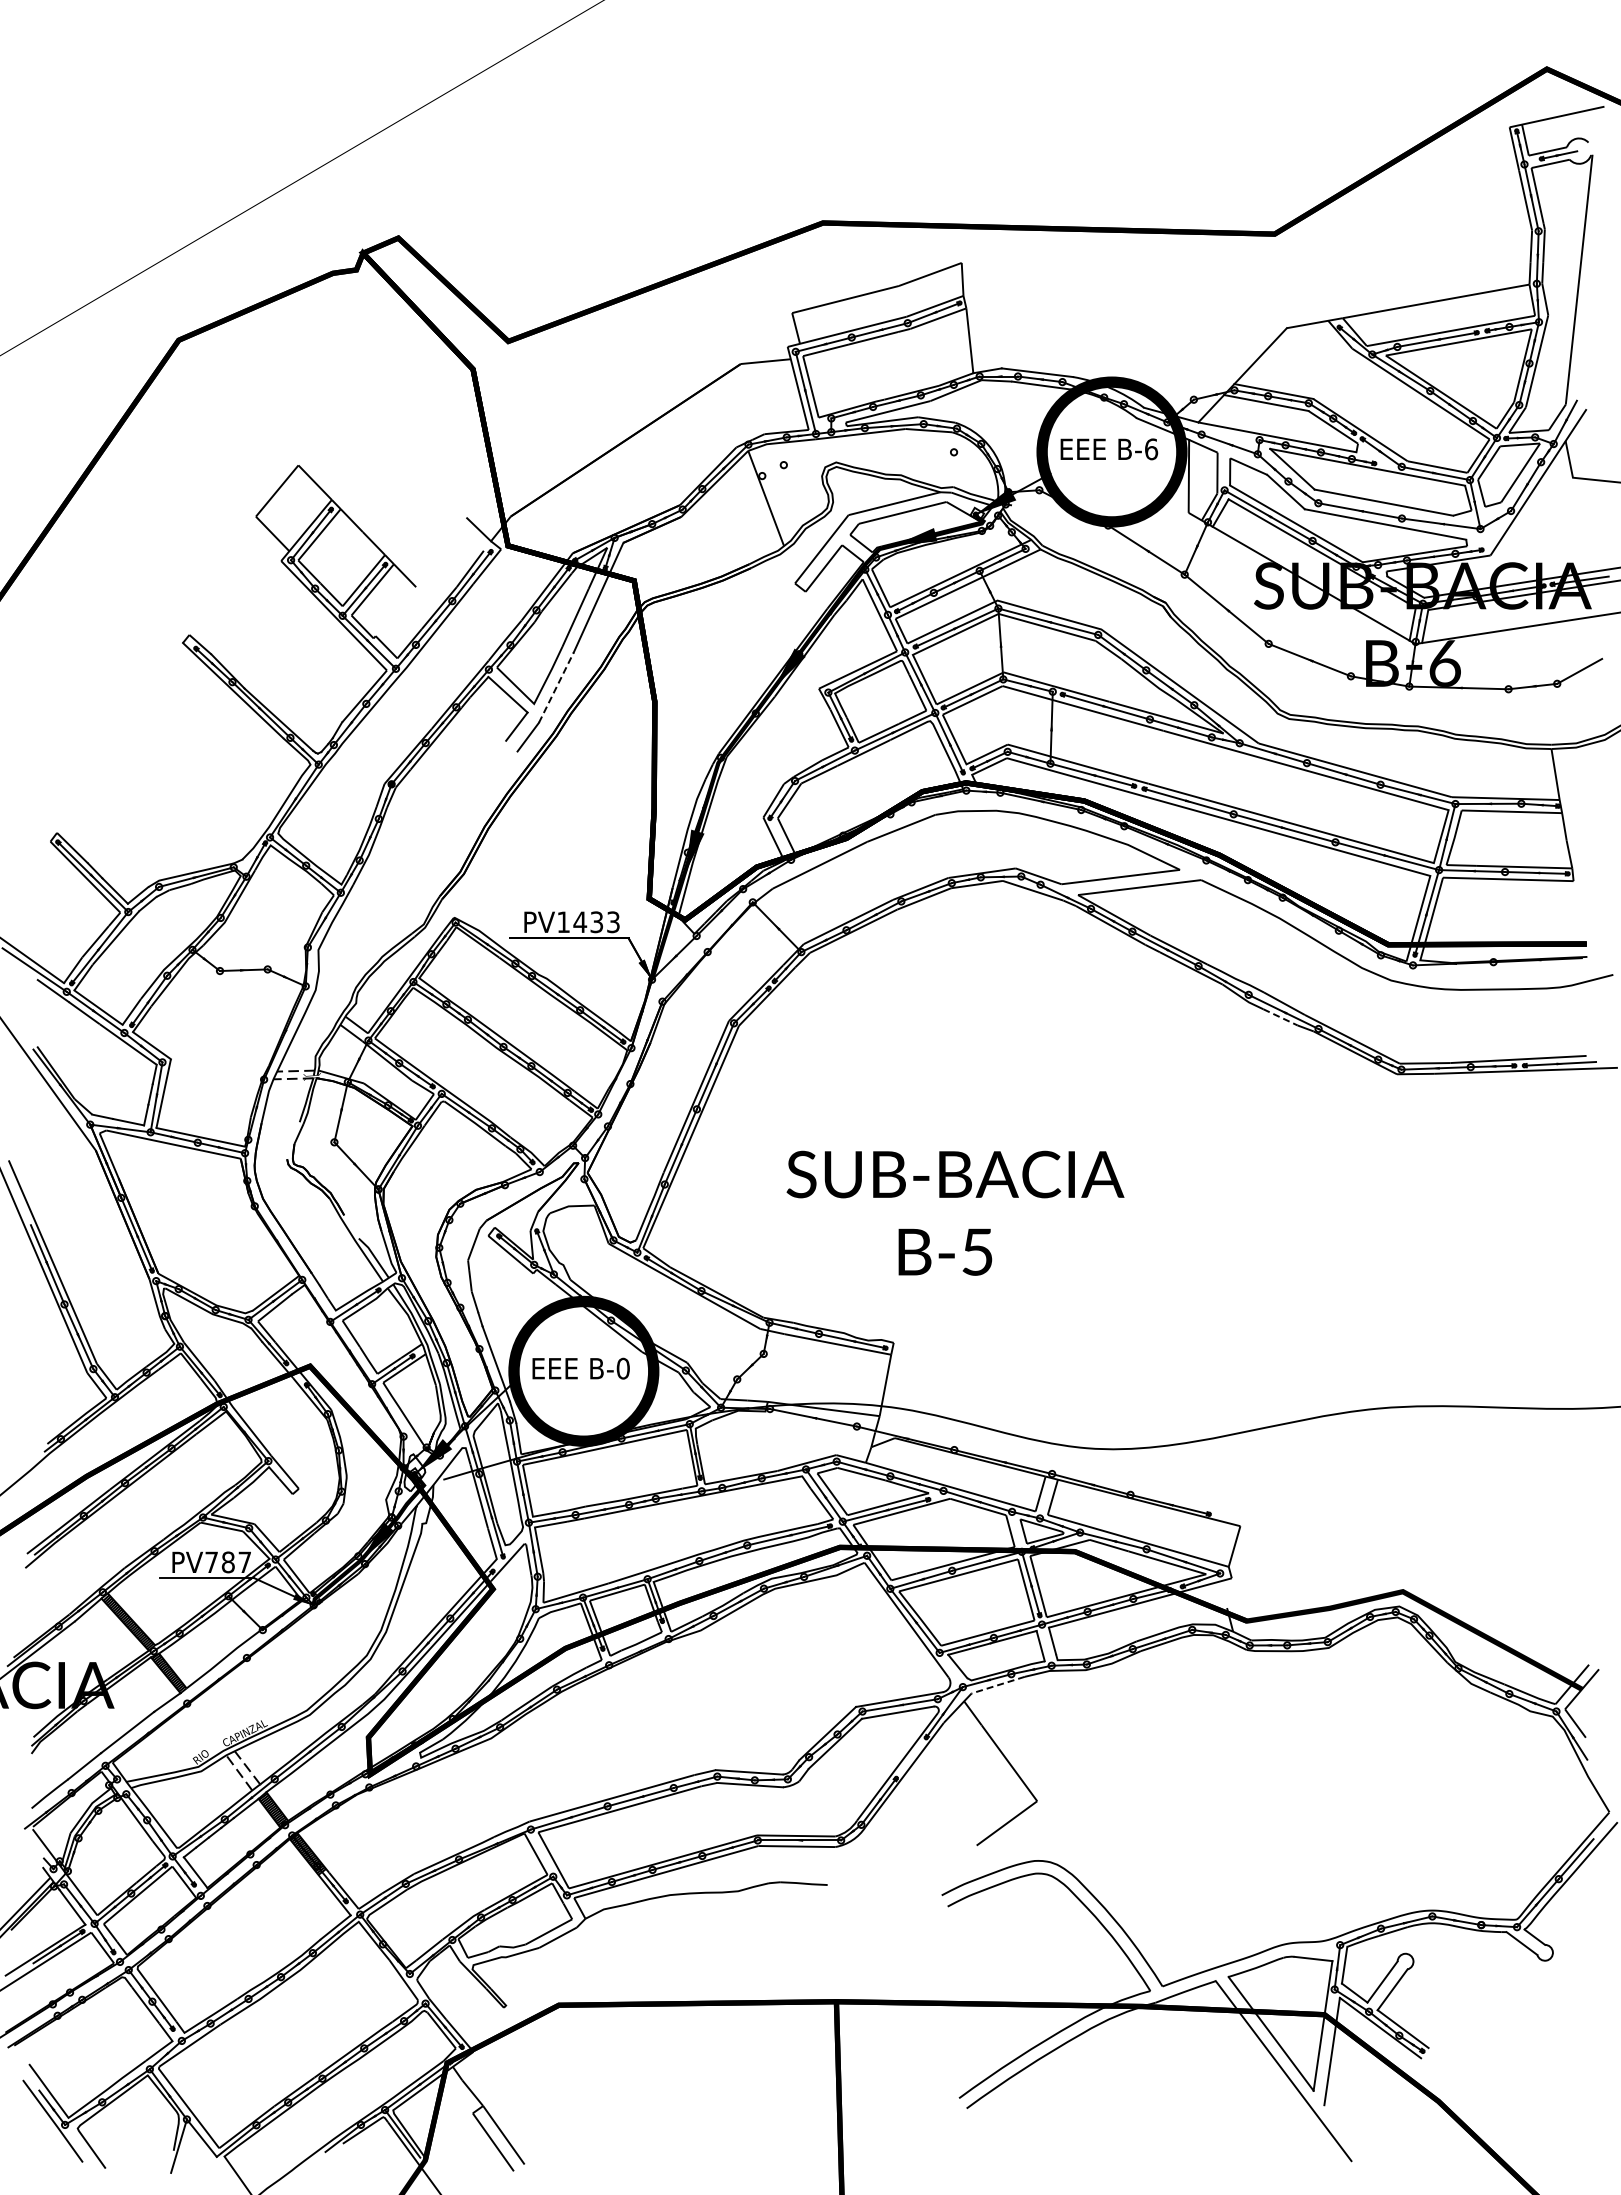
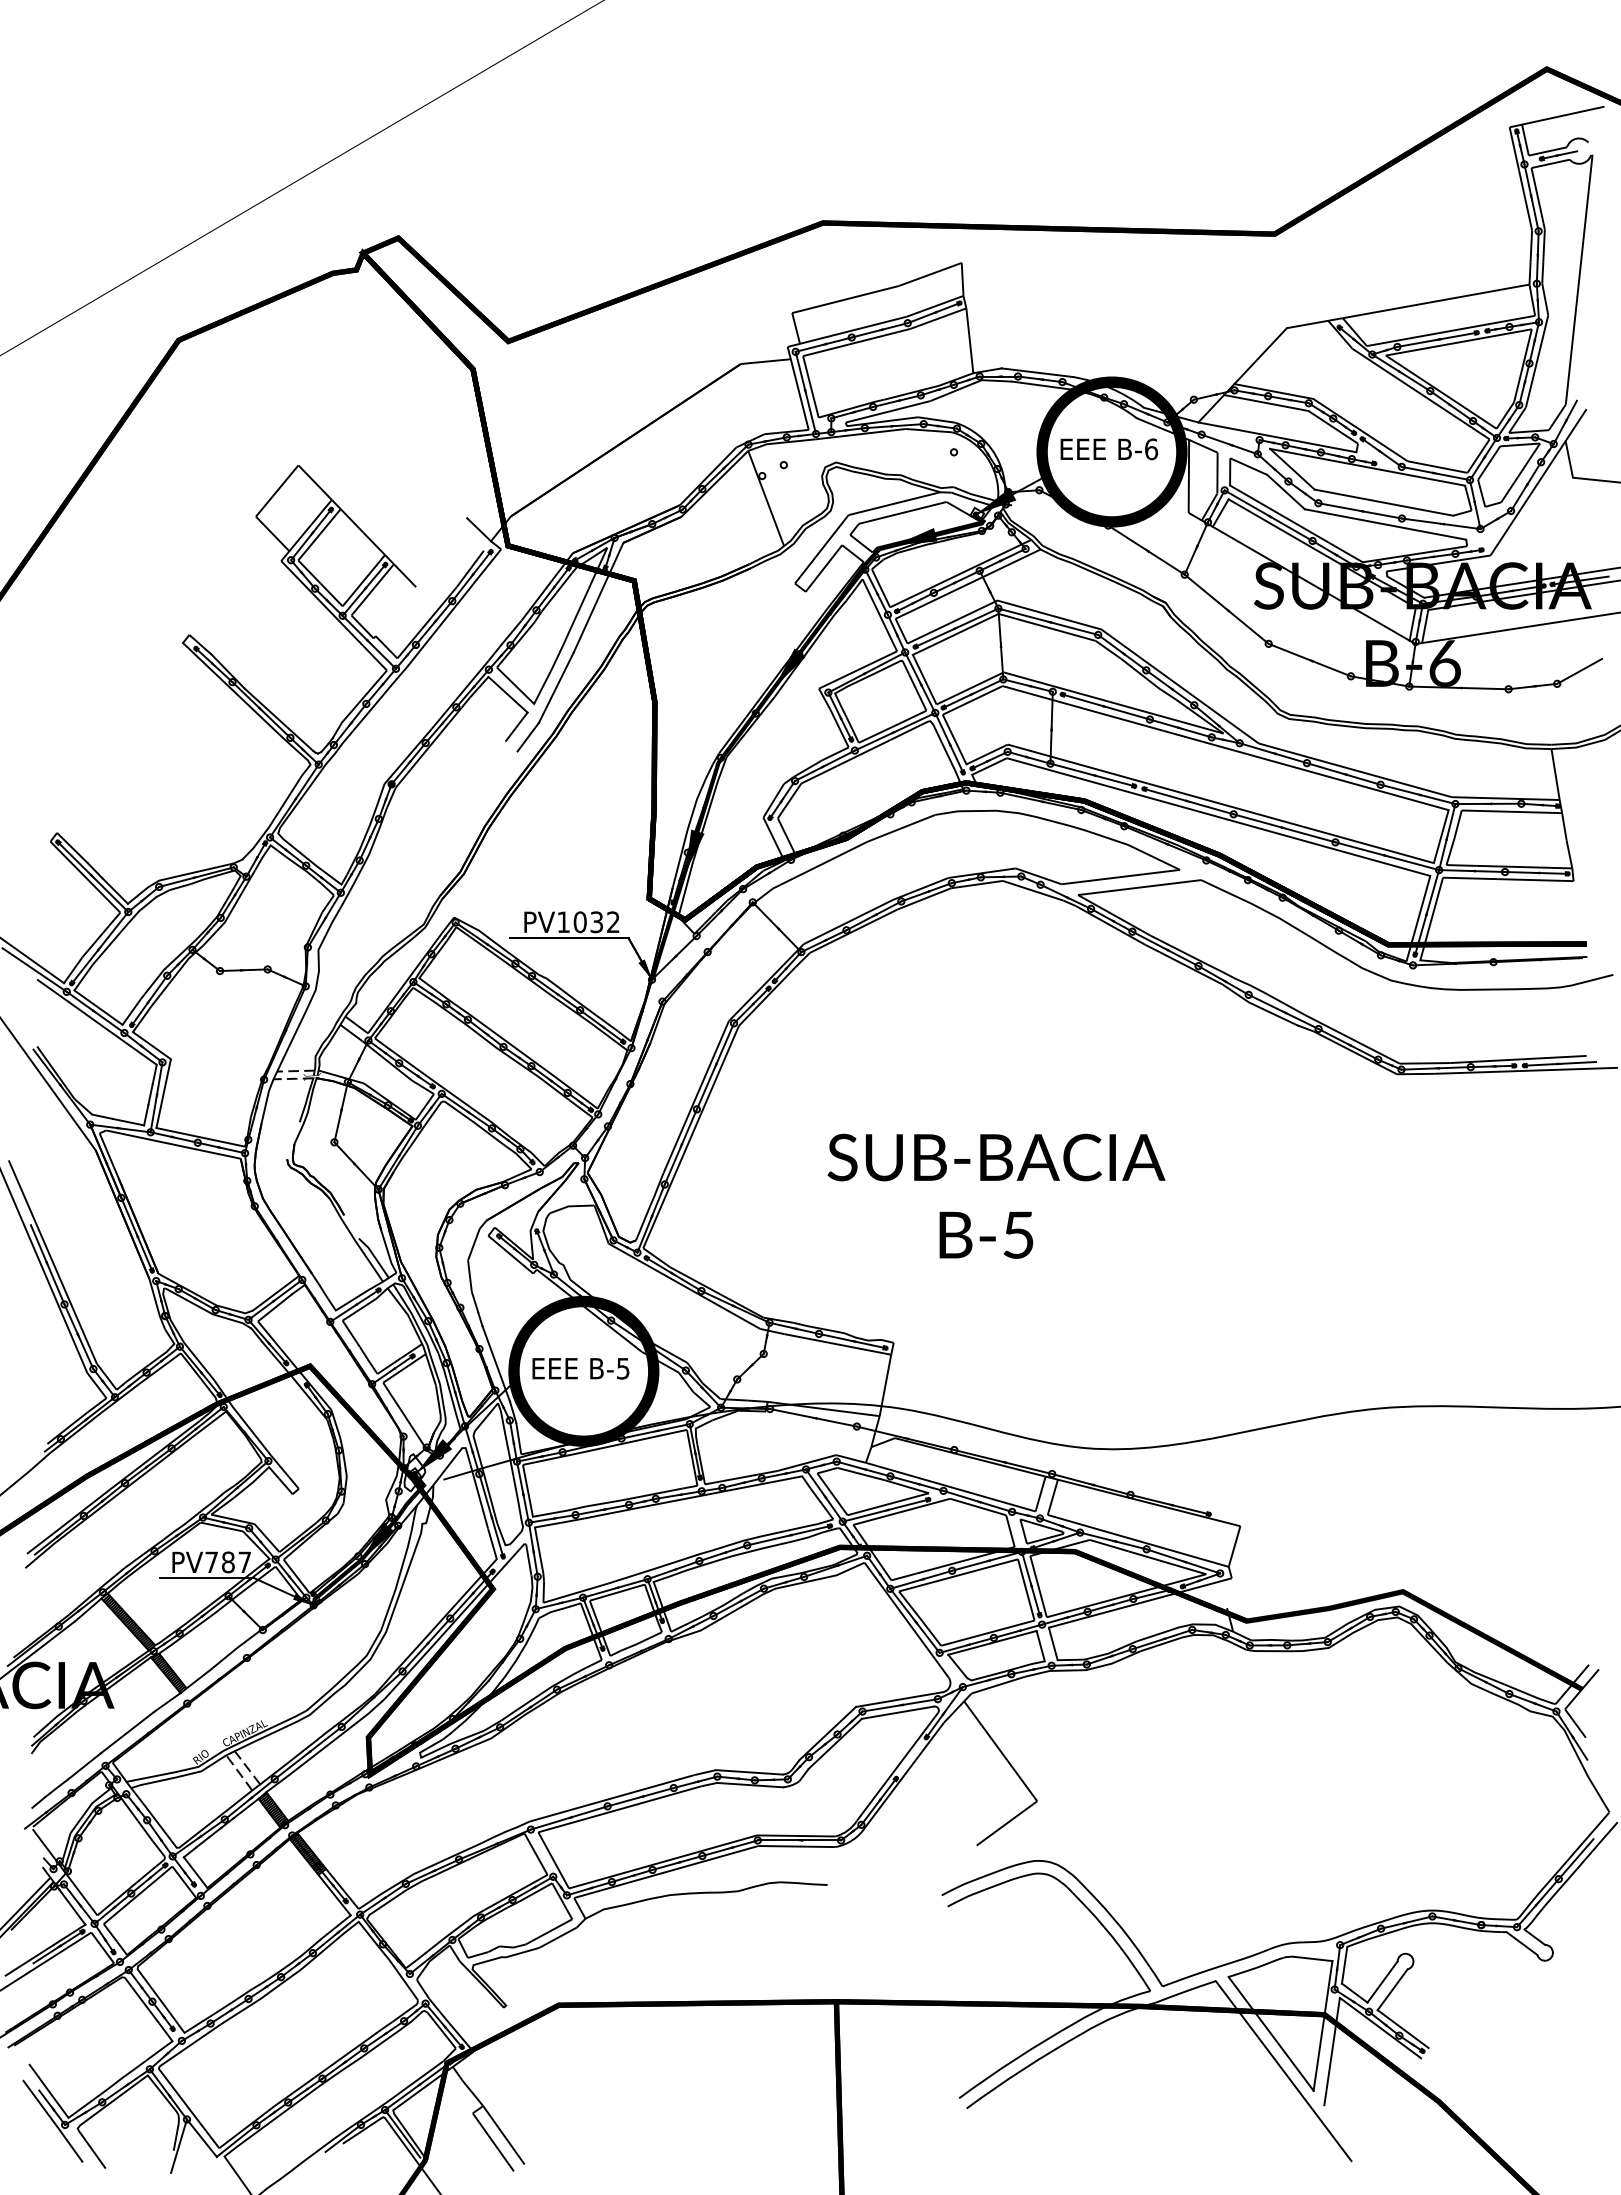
line: dashed -> solid (556, 687)
text: PV1433 -> PV1032 (596, 922)
line: dashed -> solid (1280, 1017)
text position: (955, 1212) -> (996, 1195) (996, 1195)
text: B-0 -> B-5 (622, 1368)
line: dashed -> solid (998, 1685)
